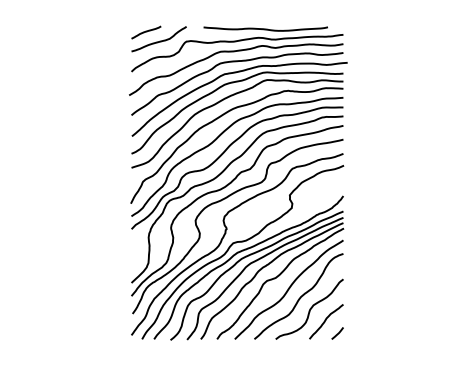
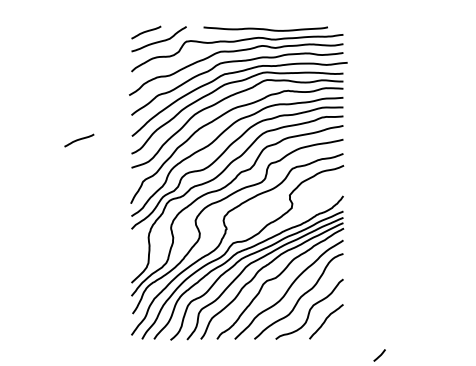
curve: none -> present (79, 140)
line position: (337, 333) -> (379, 355) (379, 355)
